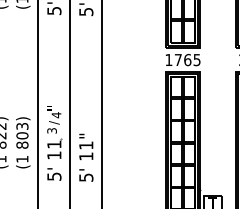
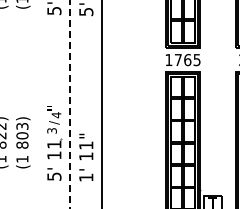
line: present -> none (38, 103)
line: solid -> dashed (70, 104)
text: 5' -> 1' (86, 177)
